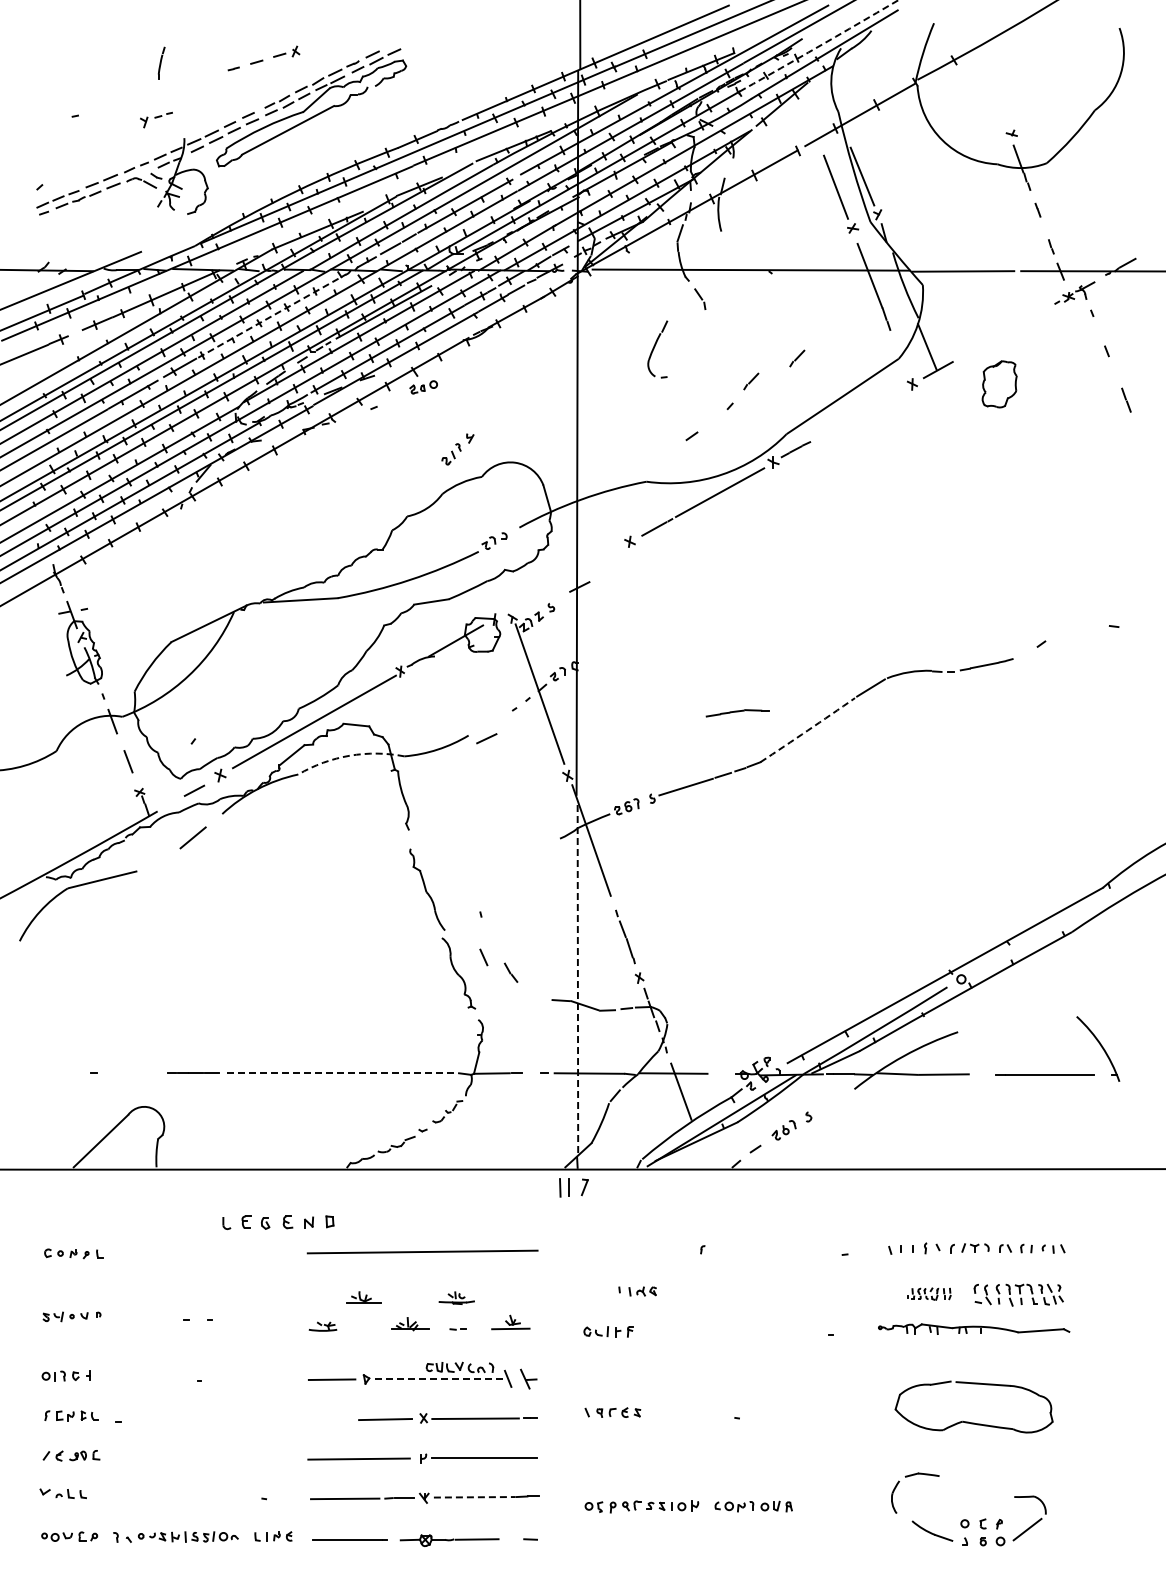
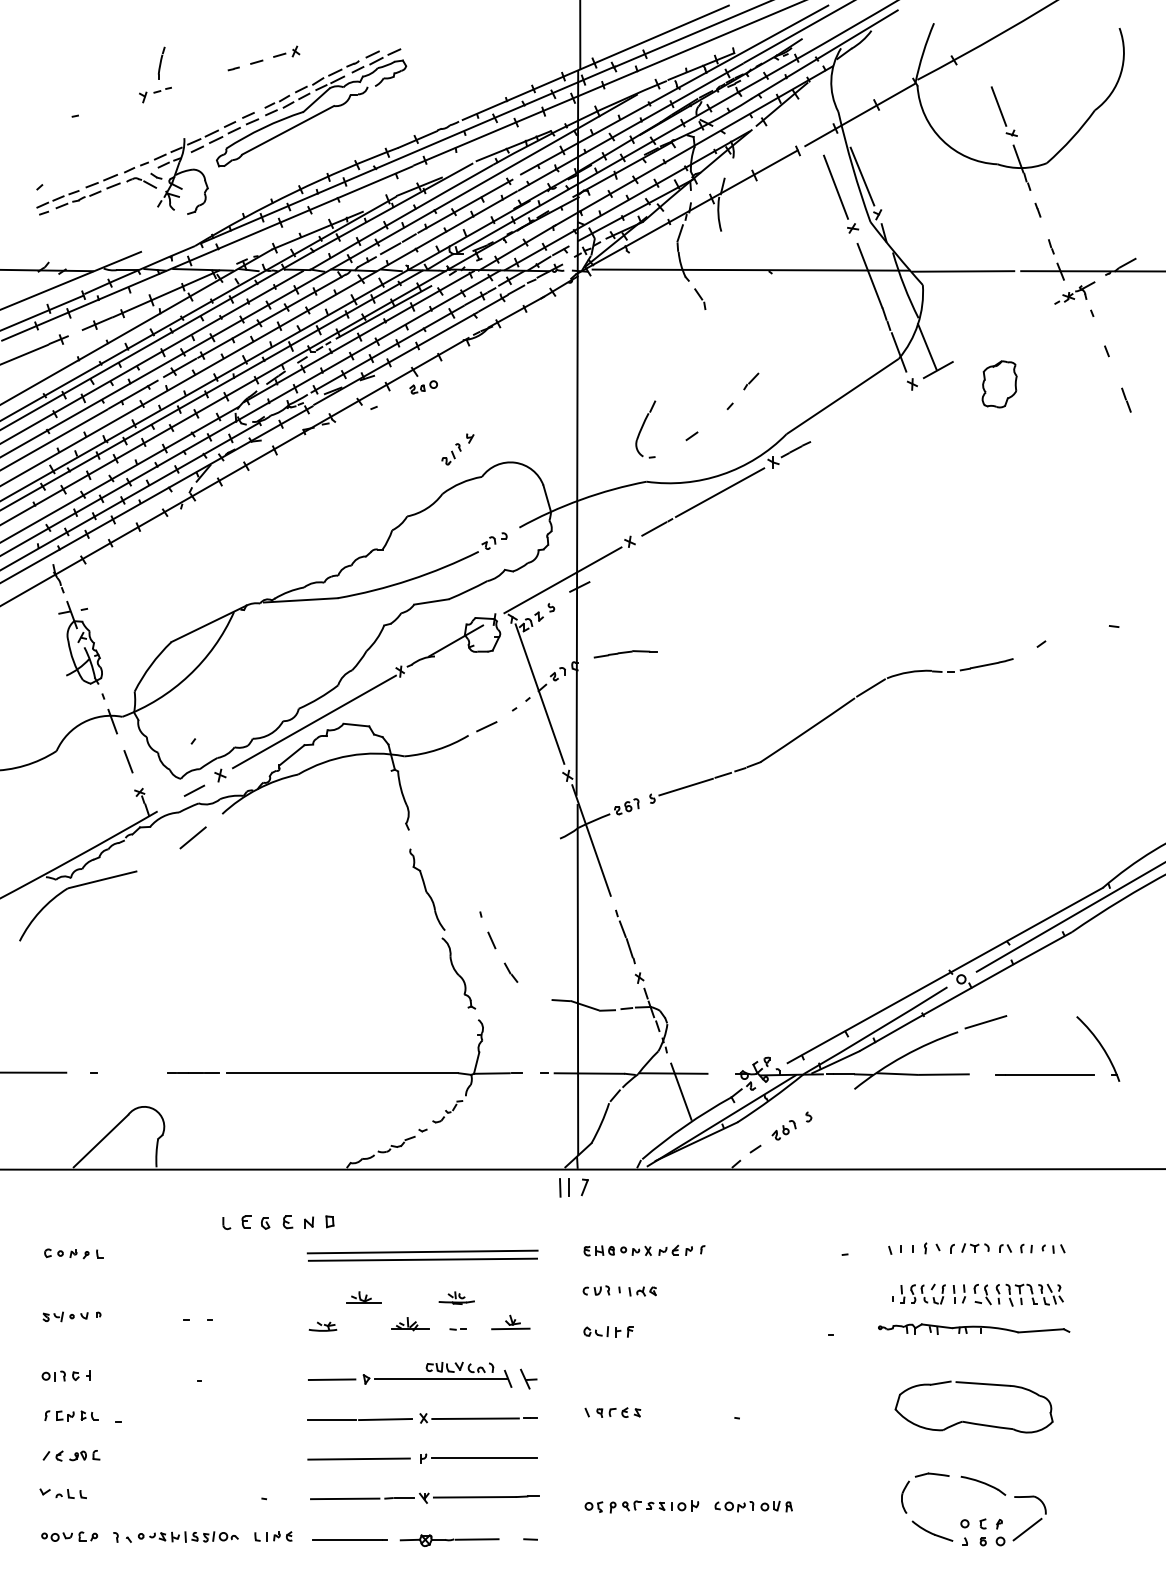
arc: dashed -> solid (819, 46)
line: none -> present (998, 106)
part position: (156, 119) -> (155, 94) (155, 94)
line: dashed -> solid (270, 317)
part position: (657, 349) -> (645, 429) (645, 429)
line: none -> present (898, 352)
line: present -> none (797, 358)
line: none -> present (562, 580)
part position: (737, 713) -> (625, 654) (625, 654)
arc: dashed -> solid (807, 730)
line position: (486, 738) -> (486, 726) (486, 726)
arc: dashed -> solid (349, 755)
line: none -> present (1069, 917)
line position: (483, 957) -> (491, 940) (491, 940)
line: dashed -> solid (577, 980)
line: none -> present (985, 1022)
line: none -> present (34, 1072)
line: dashed -> solid (343, 1073)
part: none -> present (637, 1250)
line: none -> present (422, 1259)
part: none -> present (596, 1290)
part size: 45x14 px -> 74x22 px (928, 1293)
line: dashed -> solid (440, 1379)
line: none -> present (331, 1420)
part position: (911, 1476) -> (921, 1476) (921, 1476)
part: none -> present (983, 1485)
line: dashed -> solid (474, 1497)
